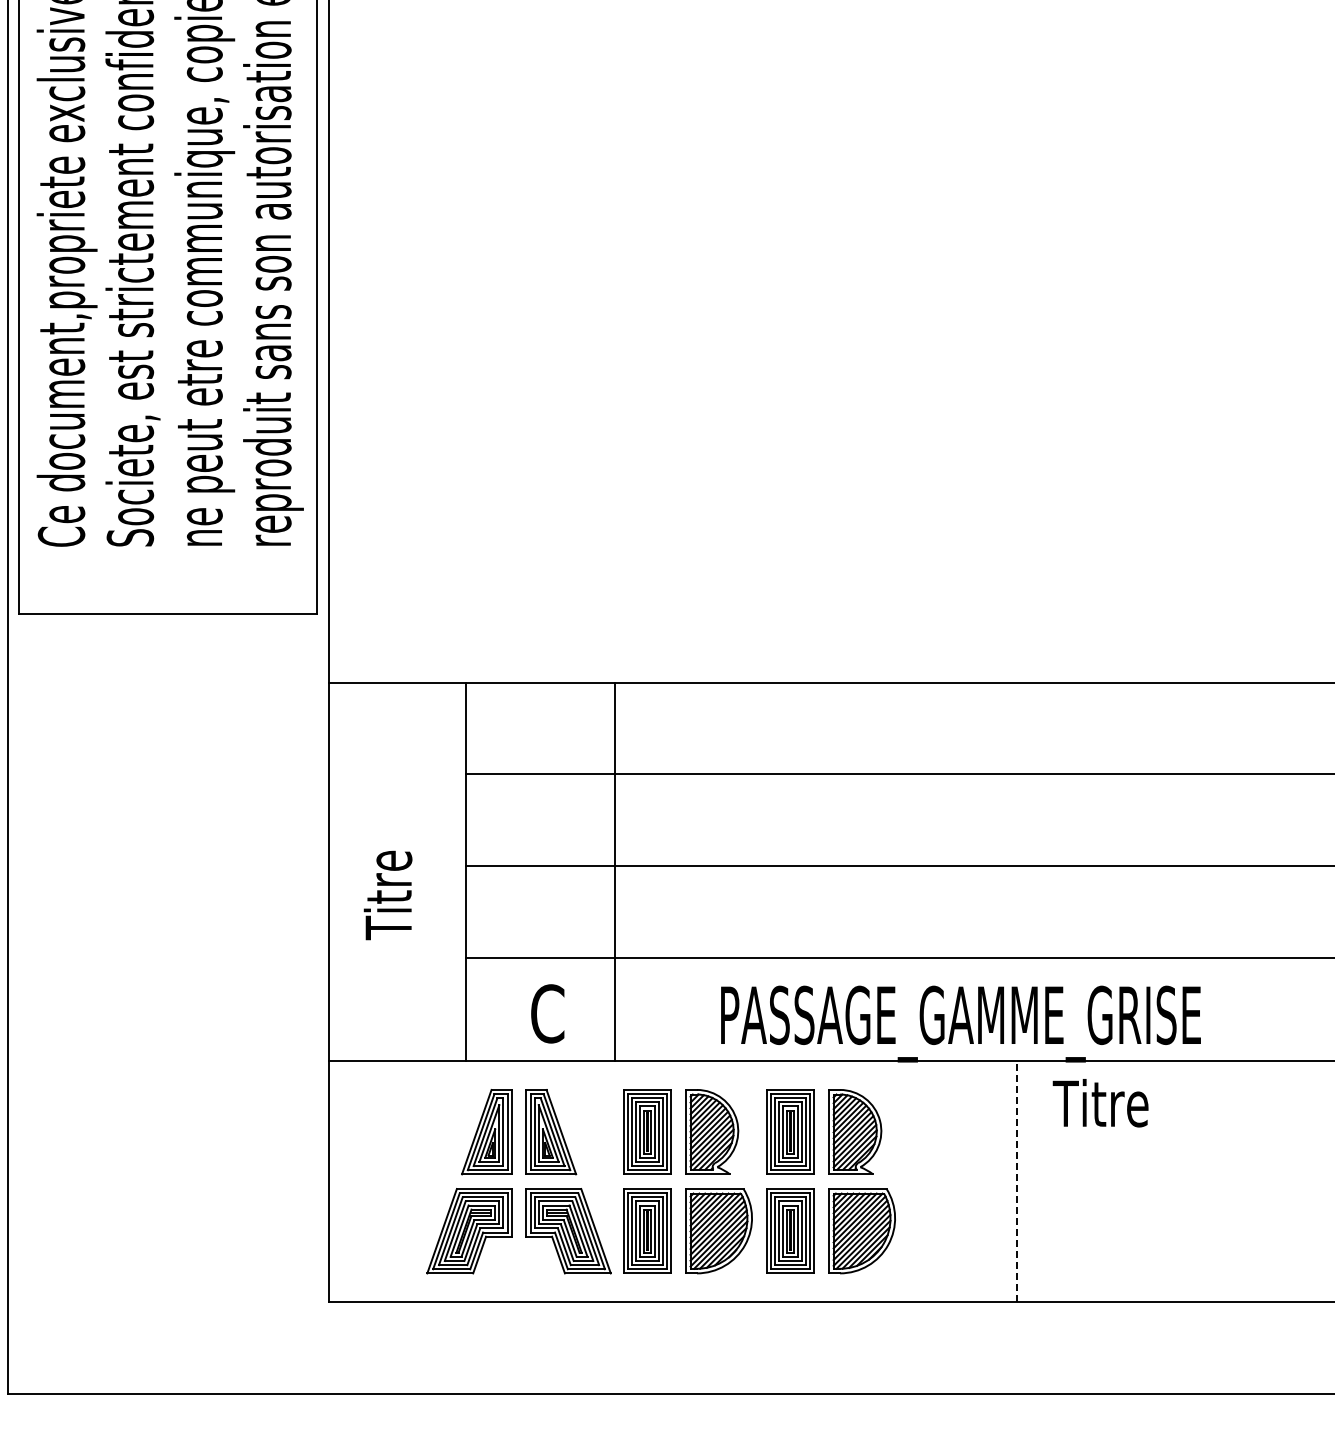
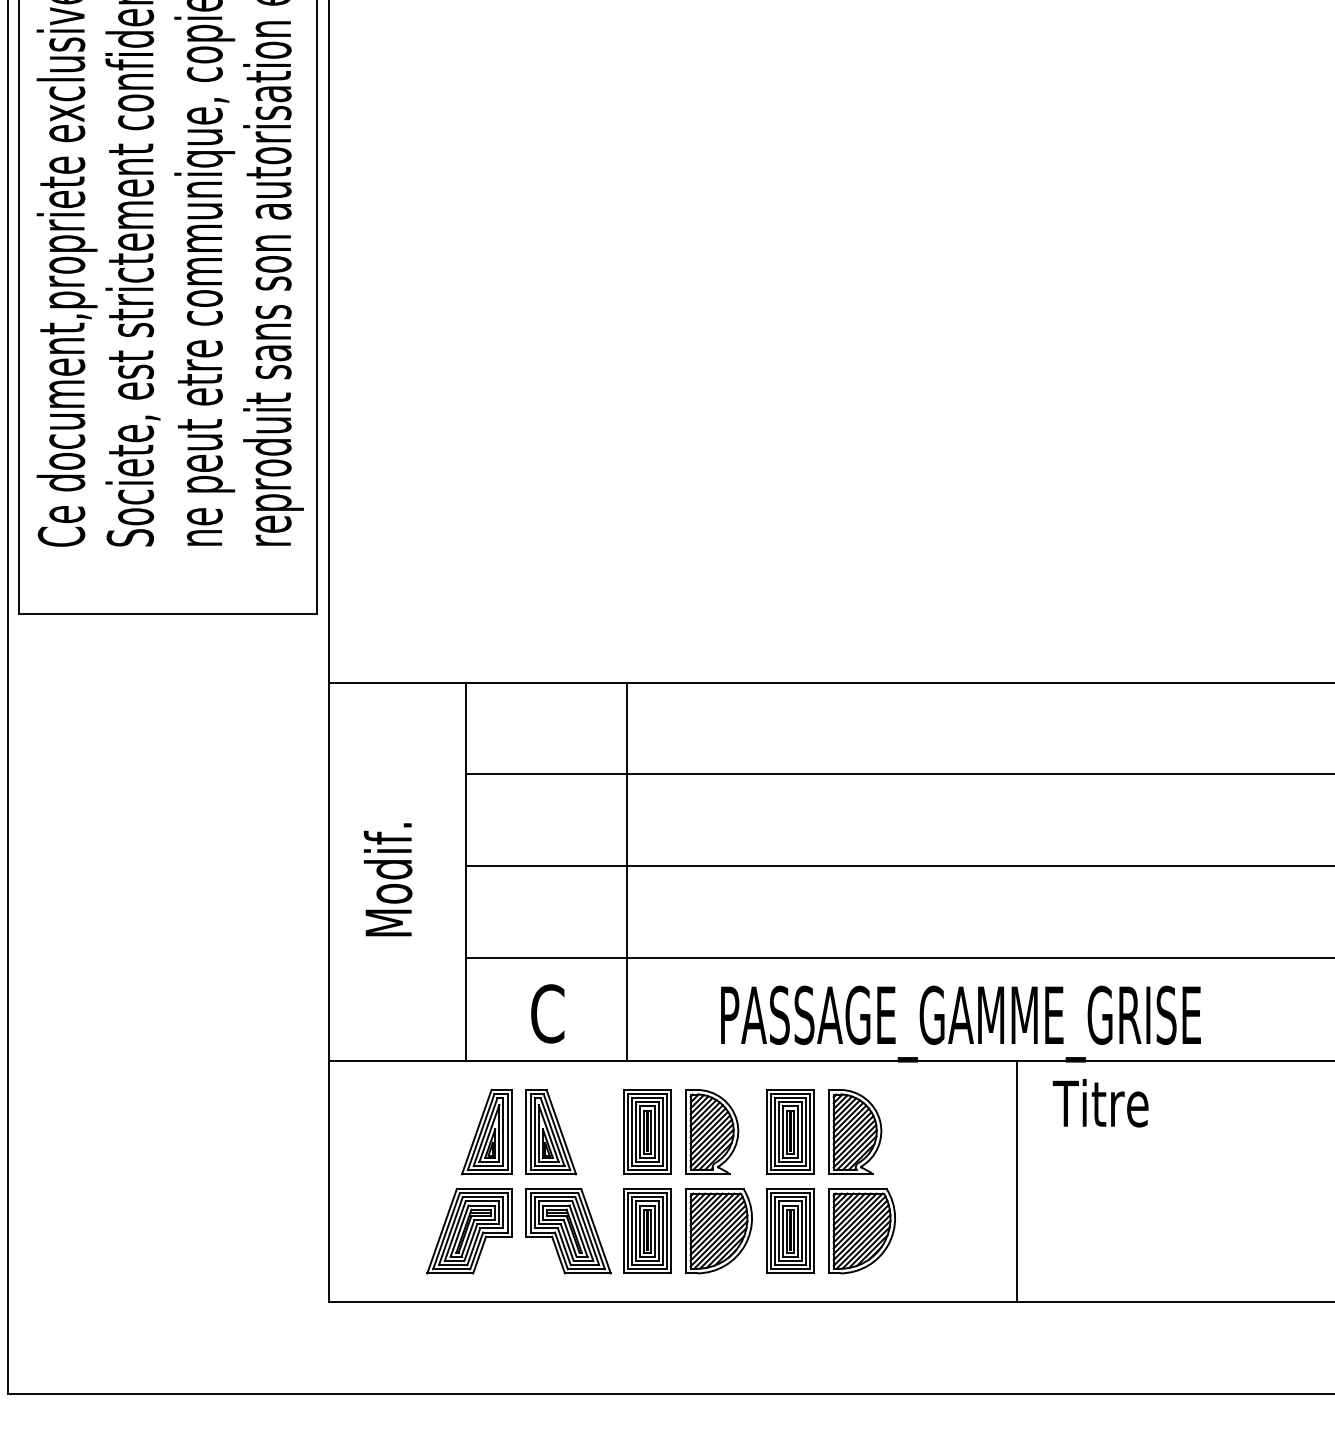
line position: (614, 871) -> (626, 871) (626, 871)
text: Titre -> Modif. (387, 881)
line: dashed -> solid (1016, 1180)
